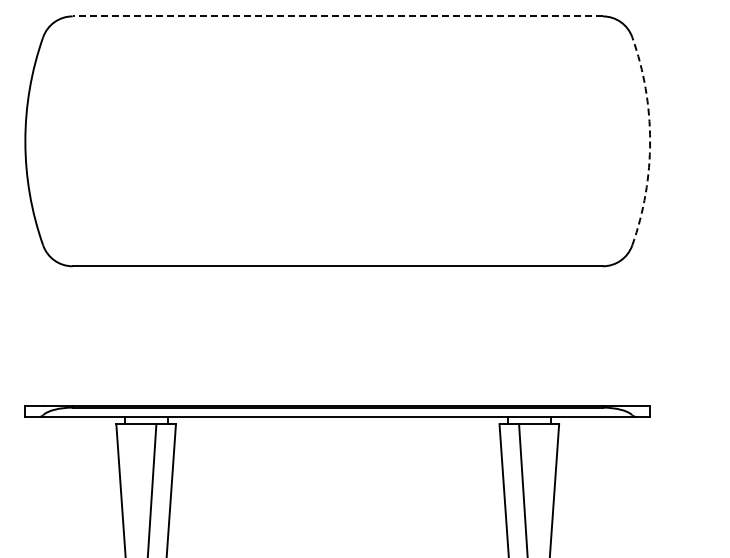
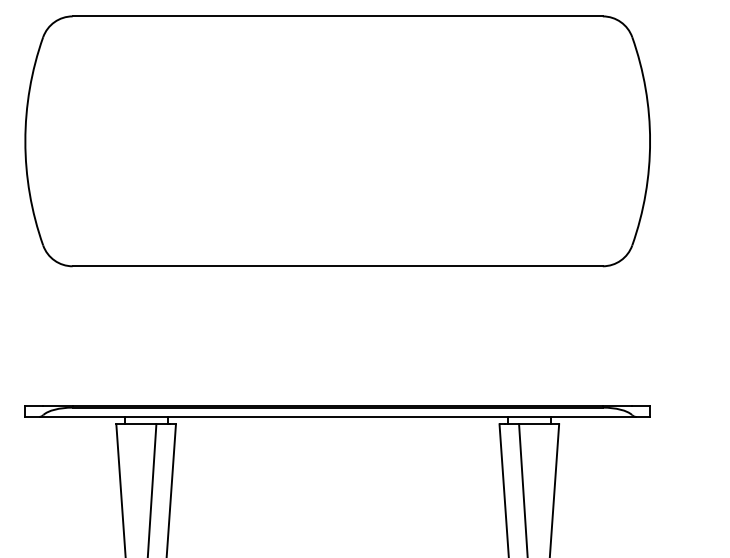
line: dashed -> solid (337, 16)
arc: dashed -> solid (650, 141)
